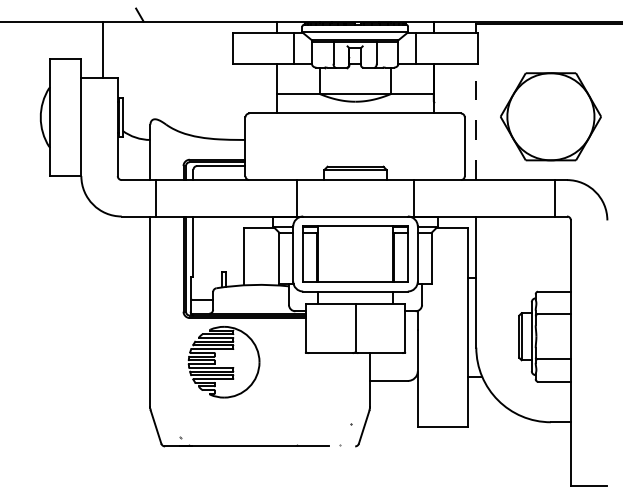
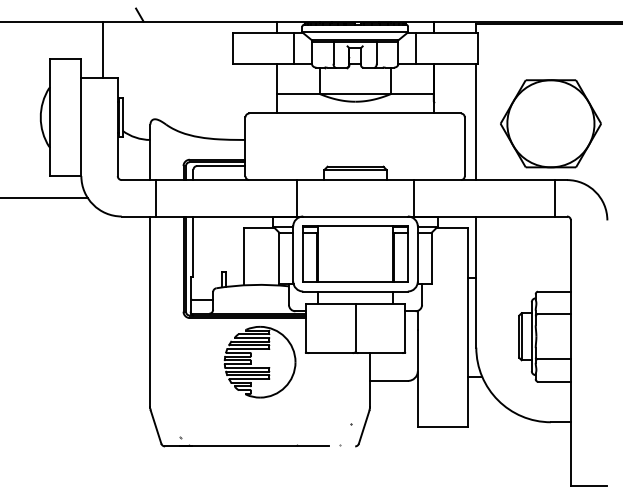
part position: (550, 116) -> (550, 123) (550, 123)
line: dashed -> solid (476, 121)
line: none -> present (45, 198)
part position: (223, 362) -> (259, 362) (259, 362)
